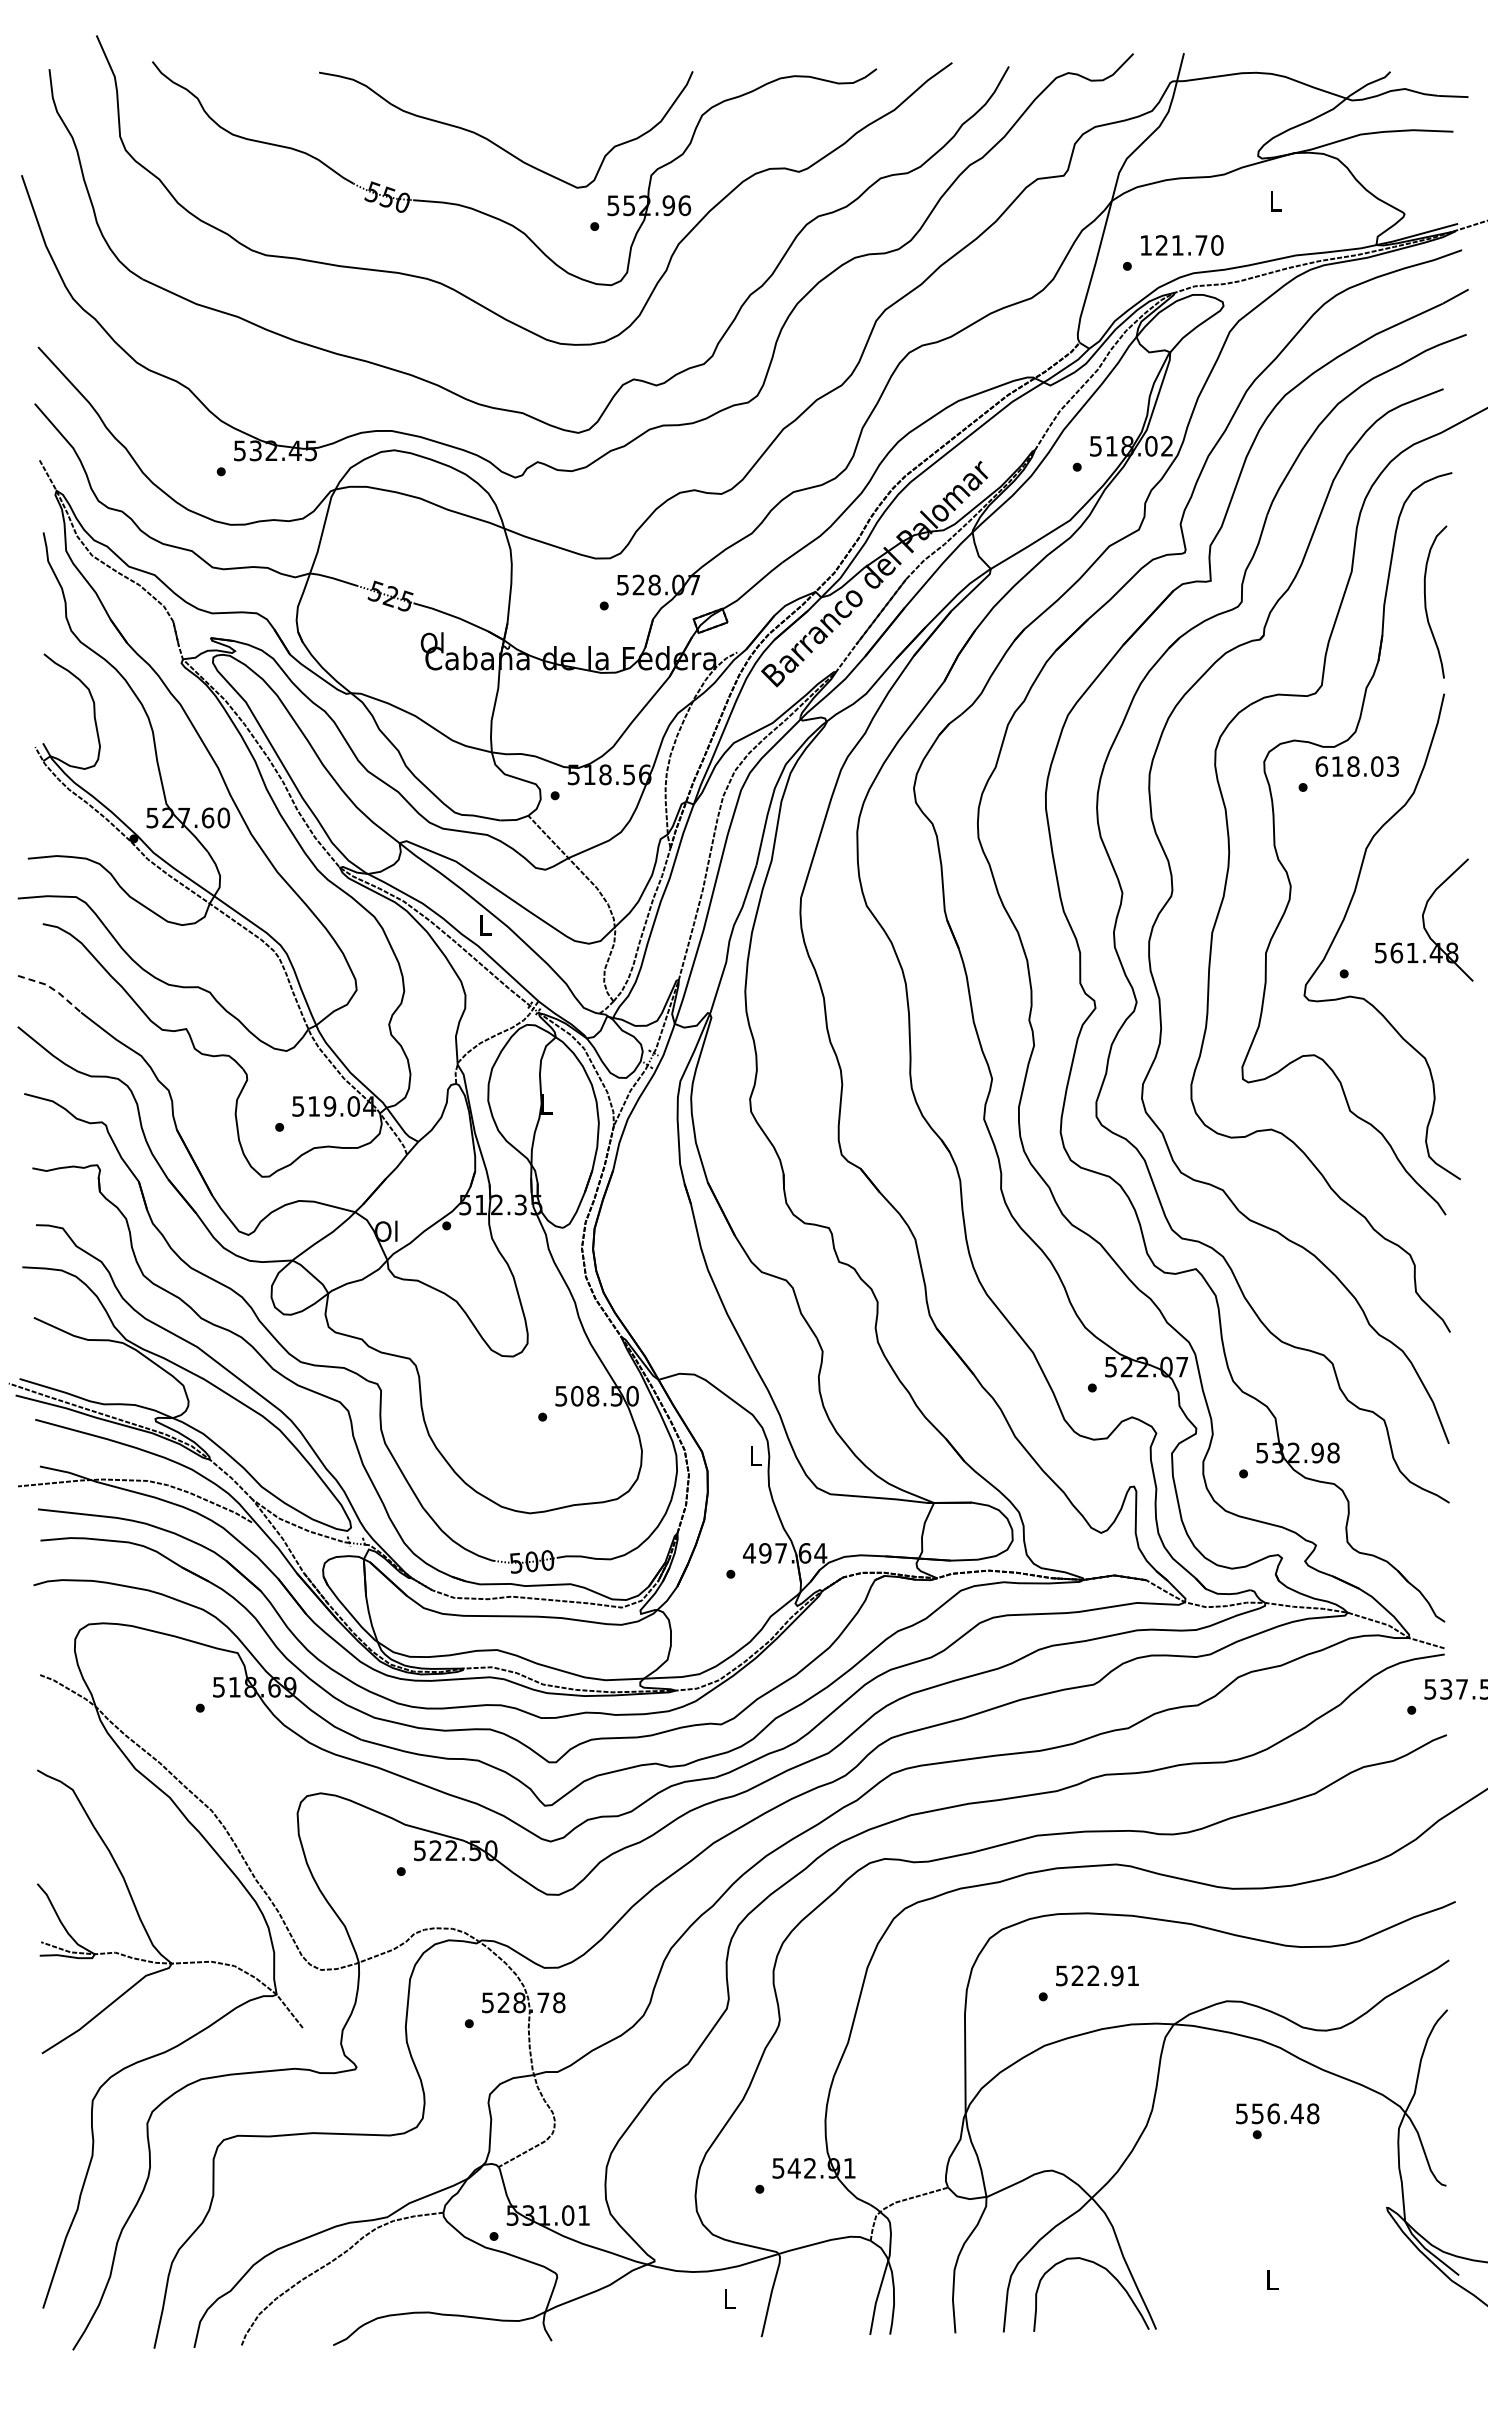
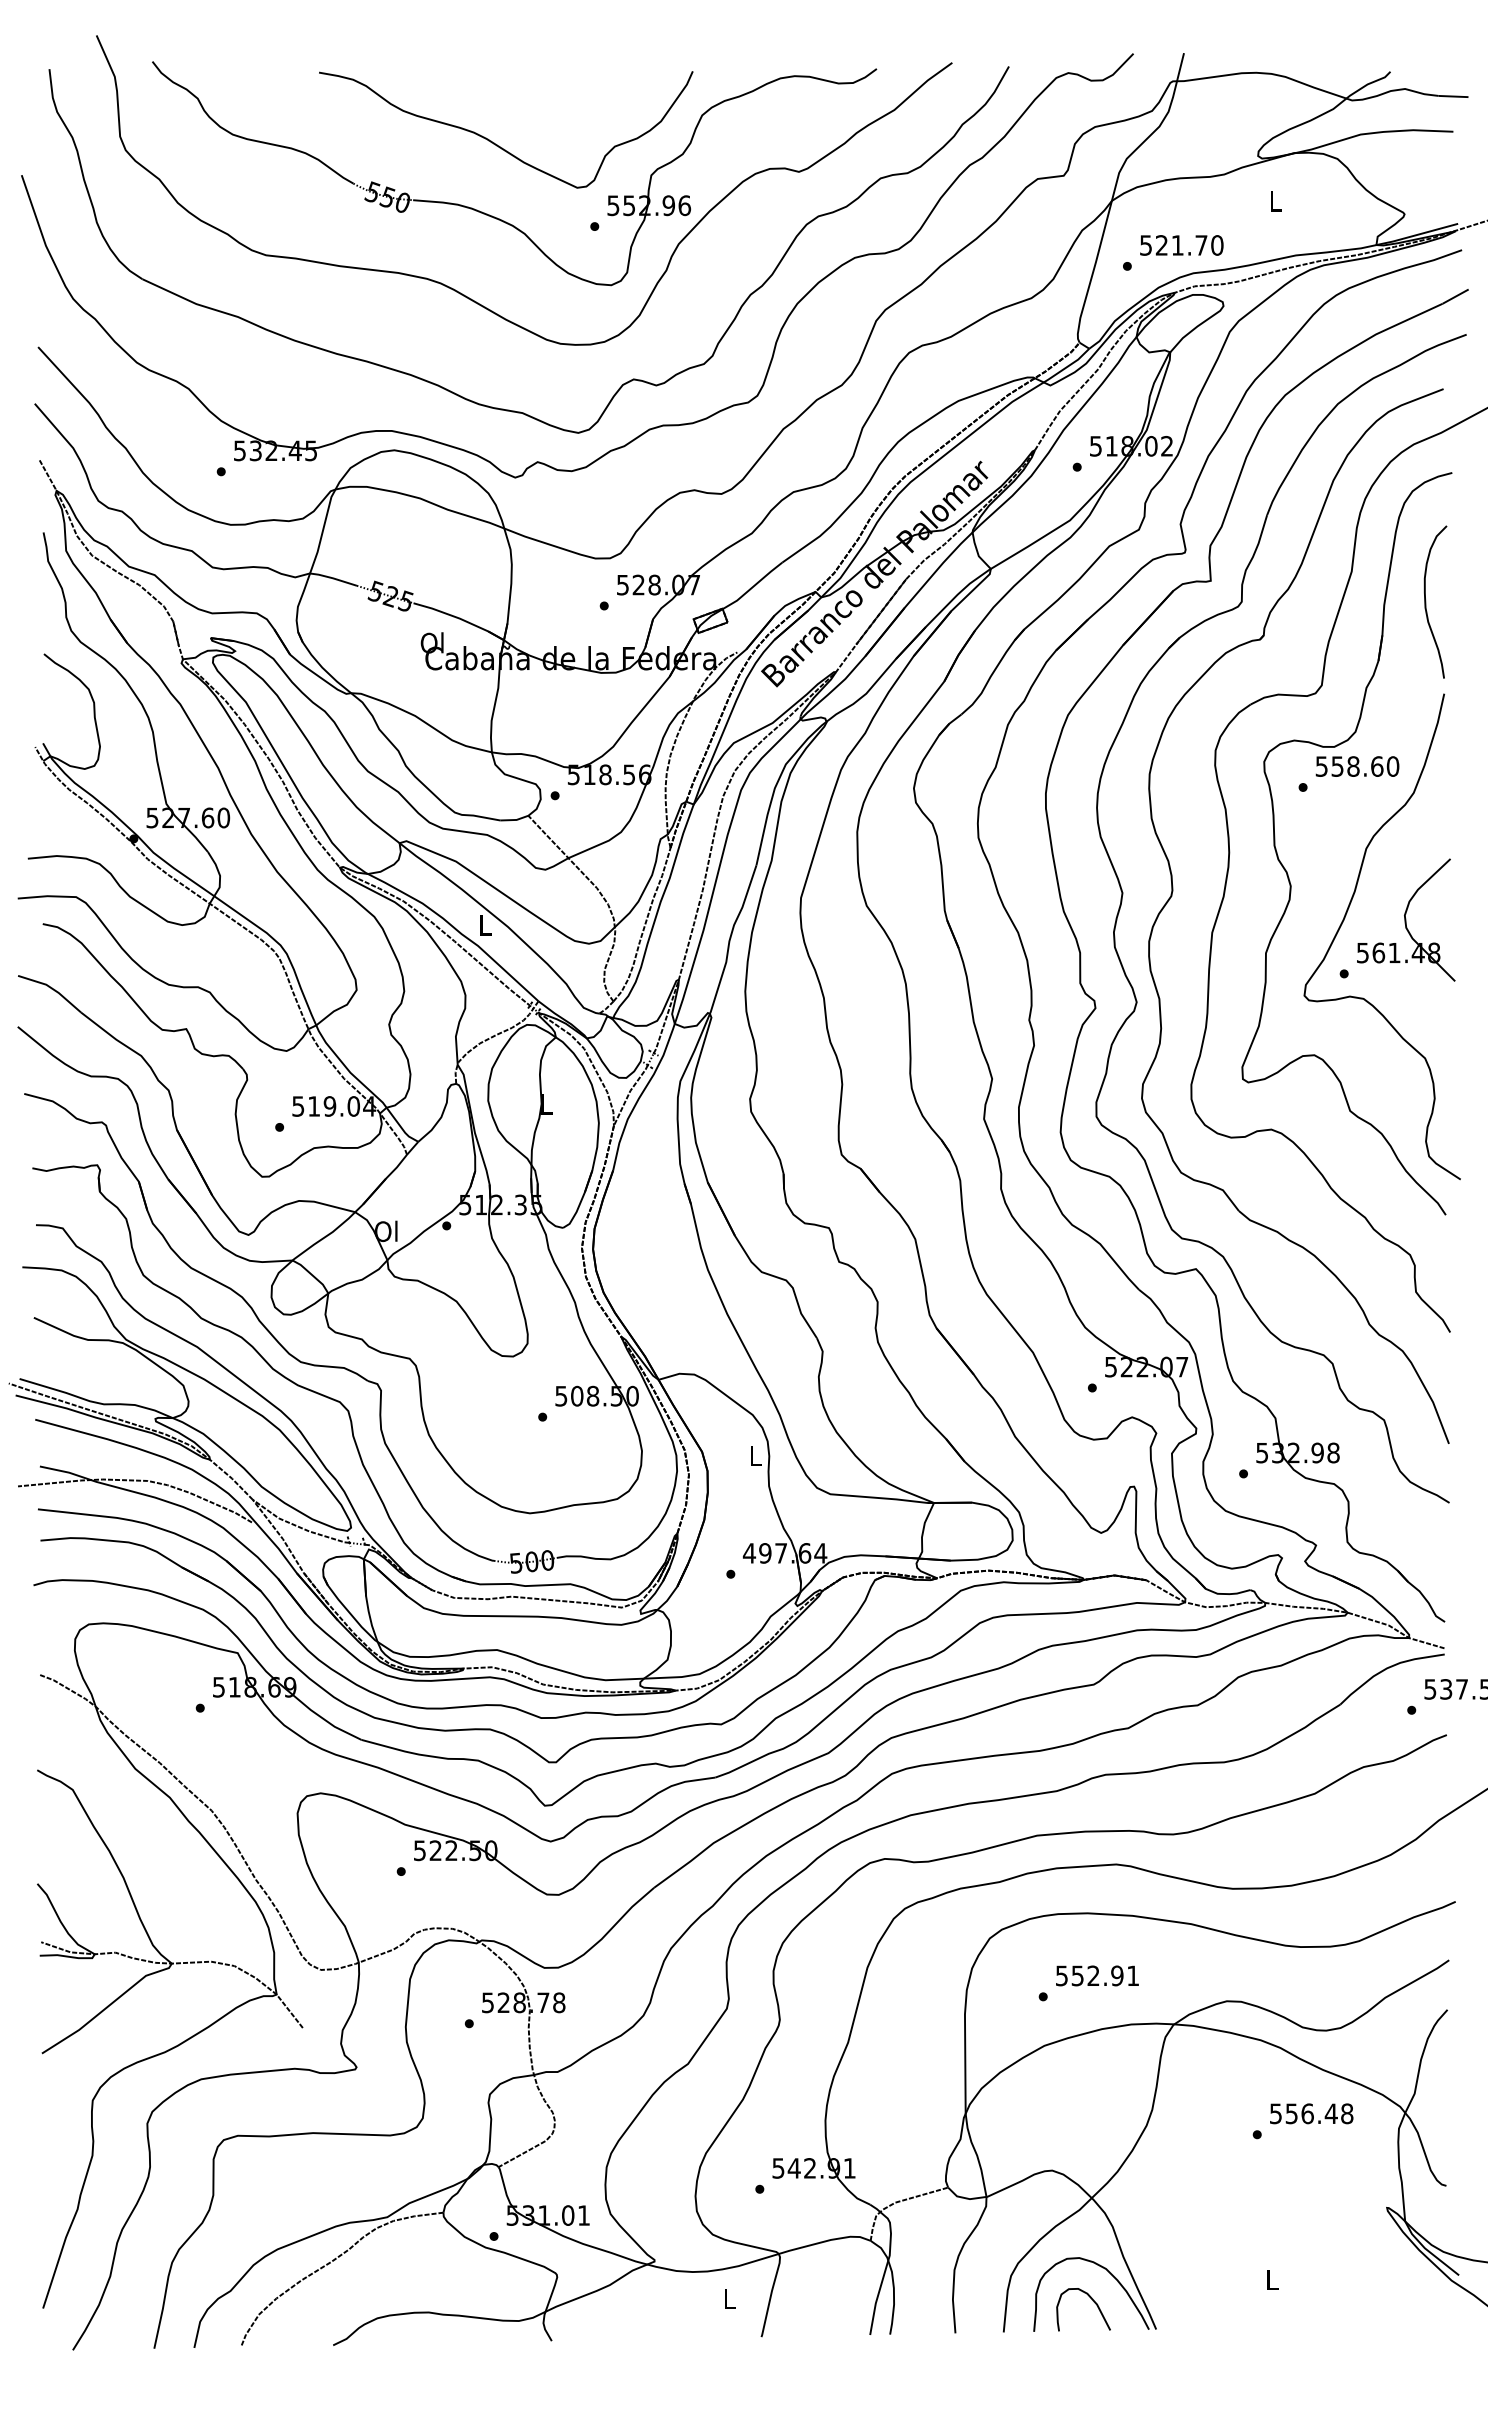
text: 121.70 -> 521.70 (1145, 245)
text: 618.03 -> 558.60 (1357, 766)
part position: (1424, 919) -> (1406, 919) (1406, 919)
line: dashed -> solid (52, 989)
text: 522.91 -> 552.91 (1077, 1975)
text position: (1277, 2113) -> (1311, 2113) (1311, 2113)
curve: none -> present (1093, 2302)
